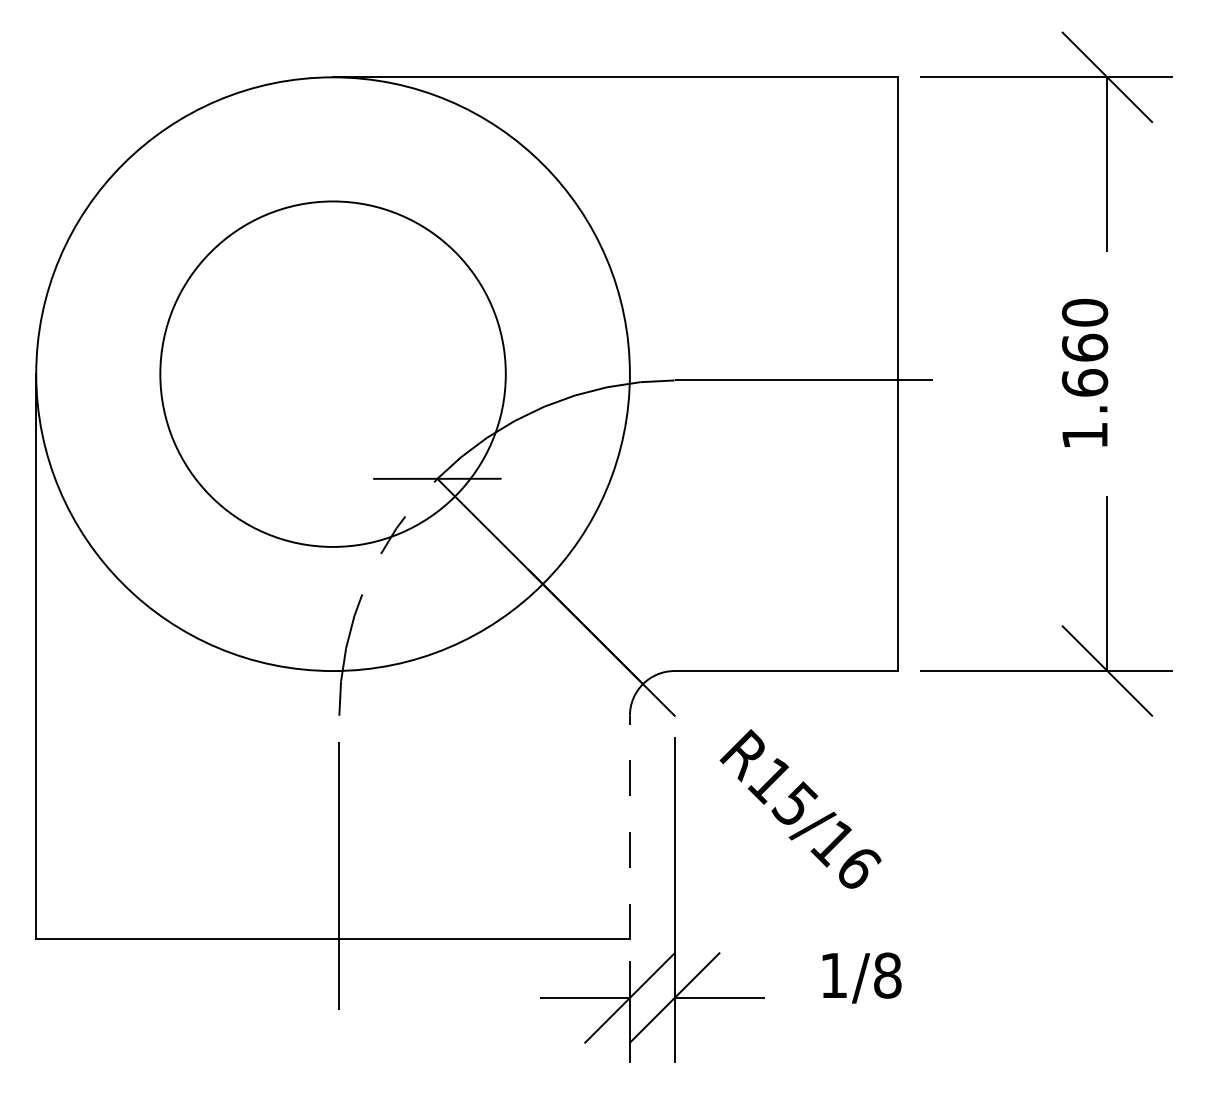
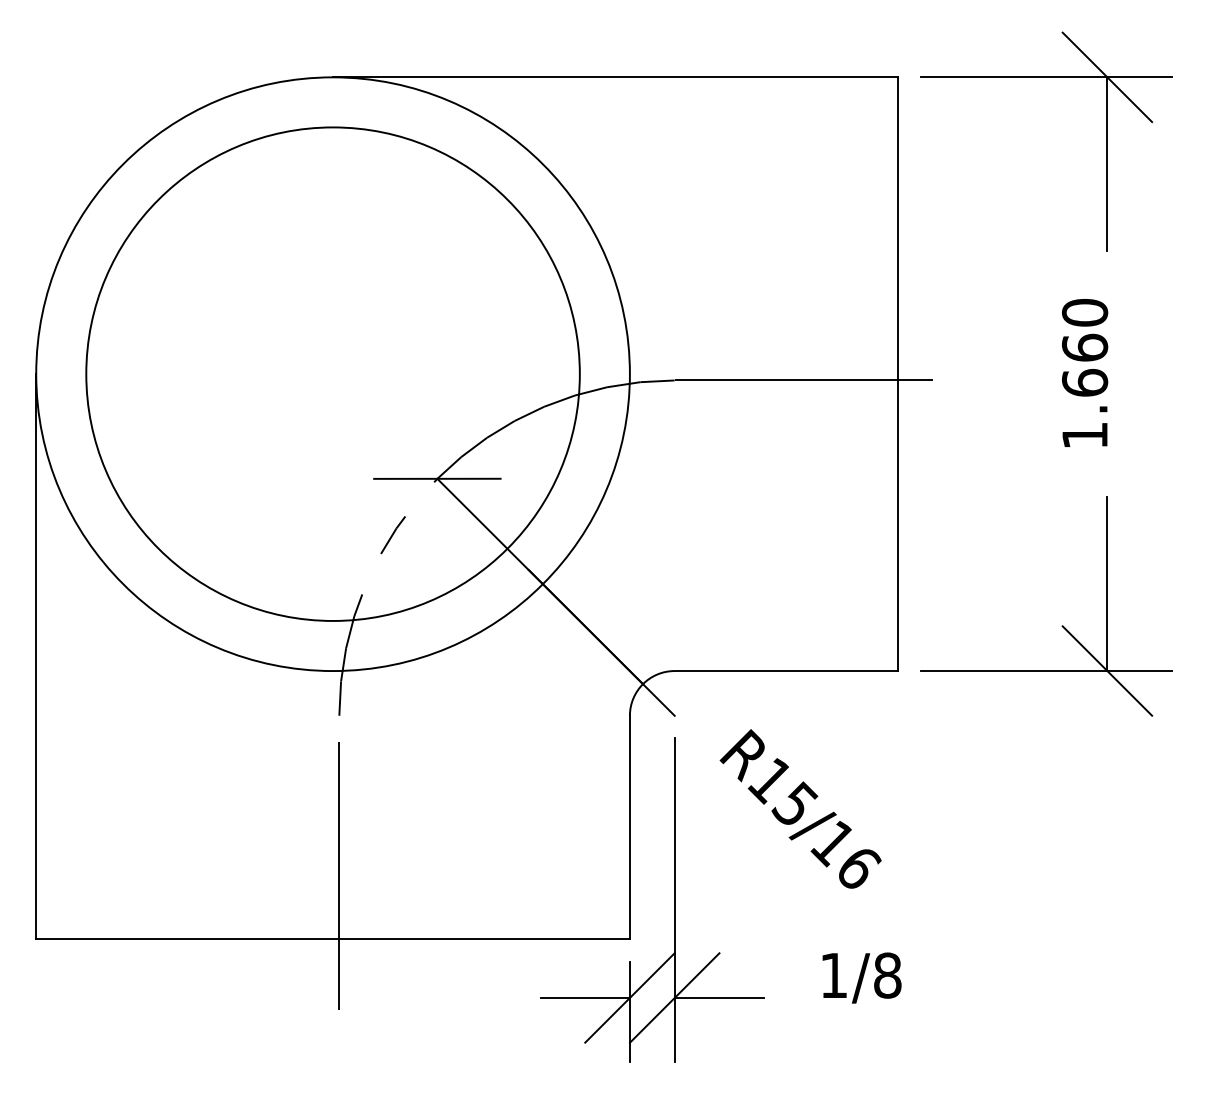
circle diameter: 345 px -> 494 px (332, 373)
line: dashed -> solid (629, 827)
